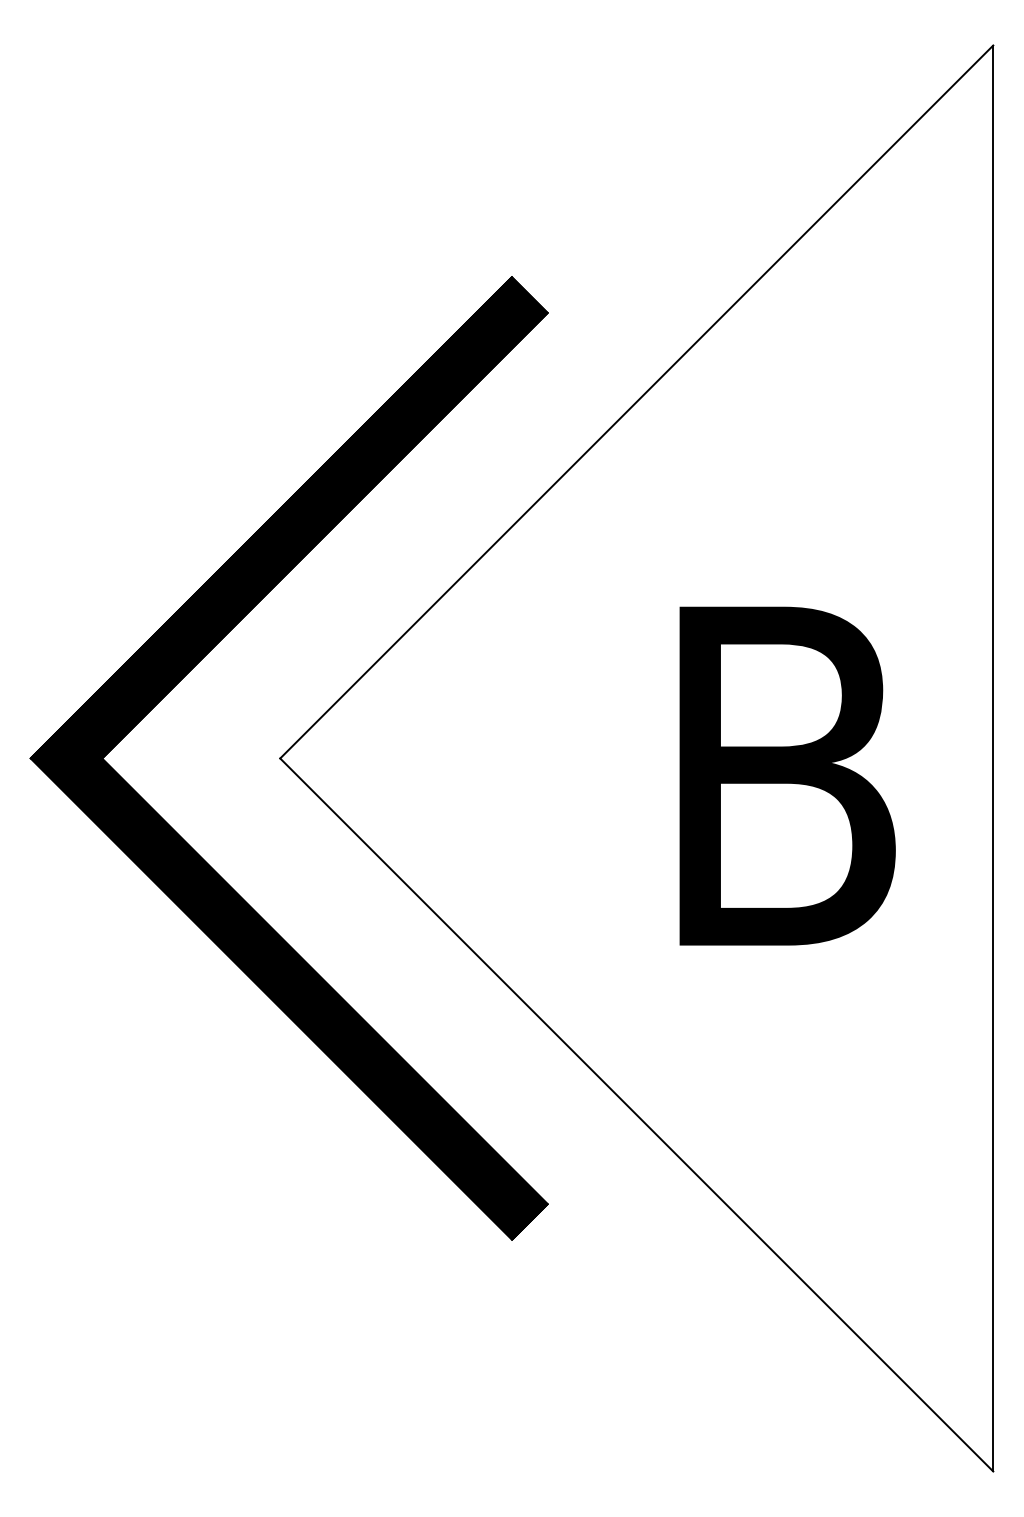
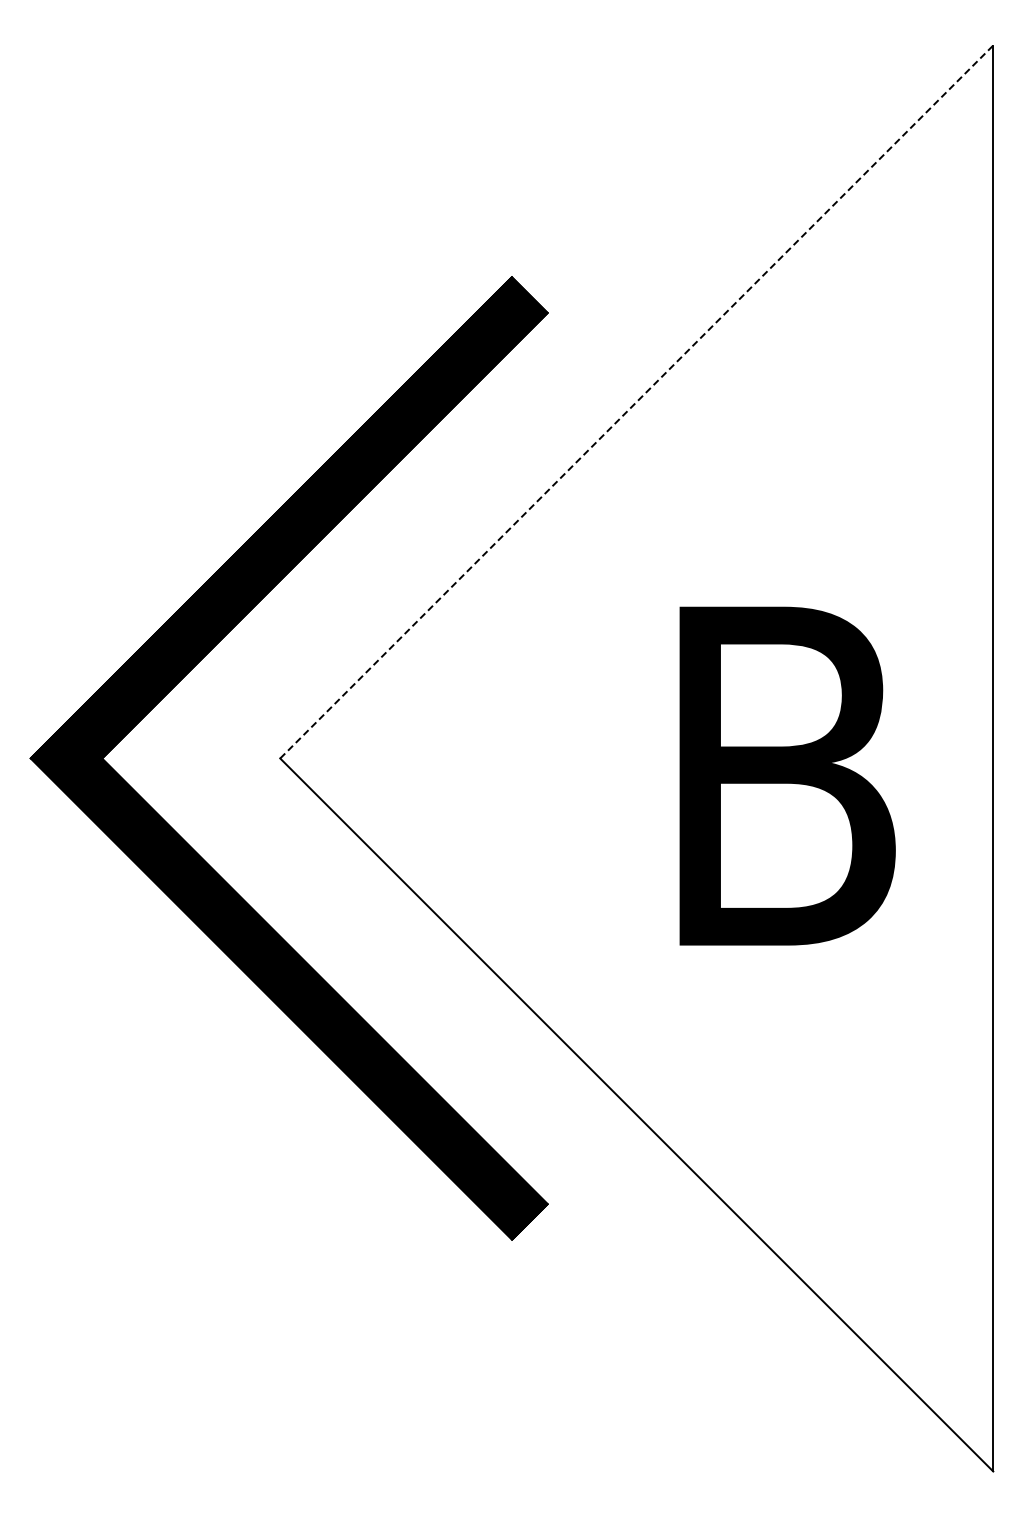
line: solid -> dashed (637, 401)
